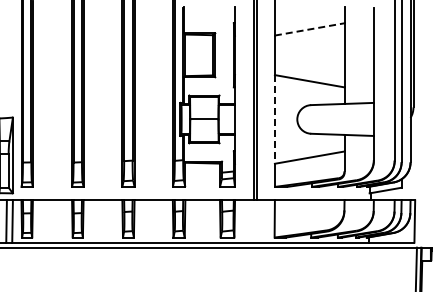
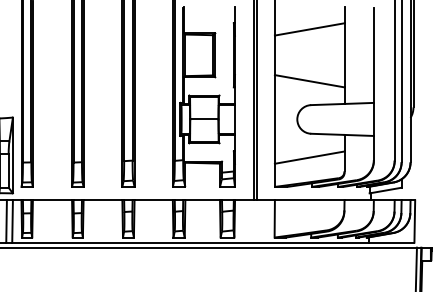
line: dashed -> solid (310, 29)
line: dashed -> solid (274, 119)
